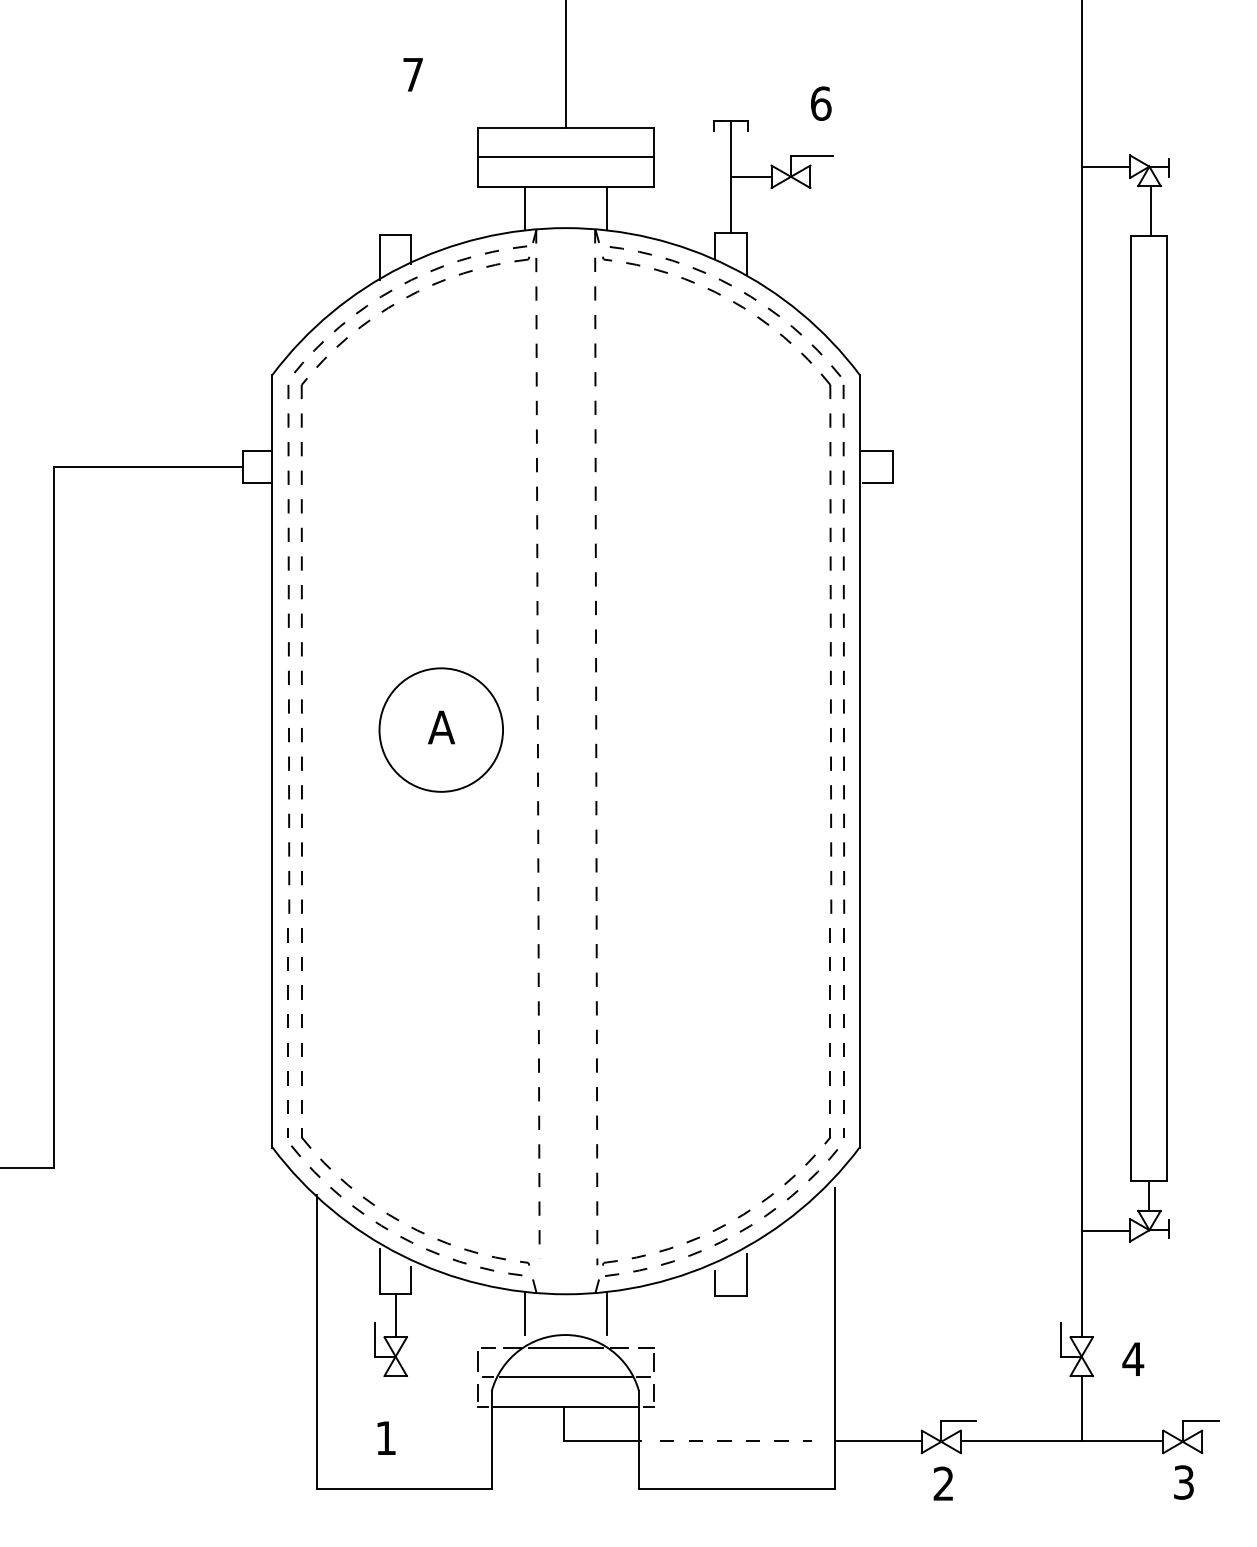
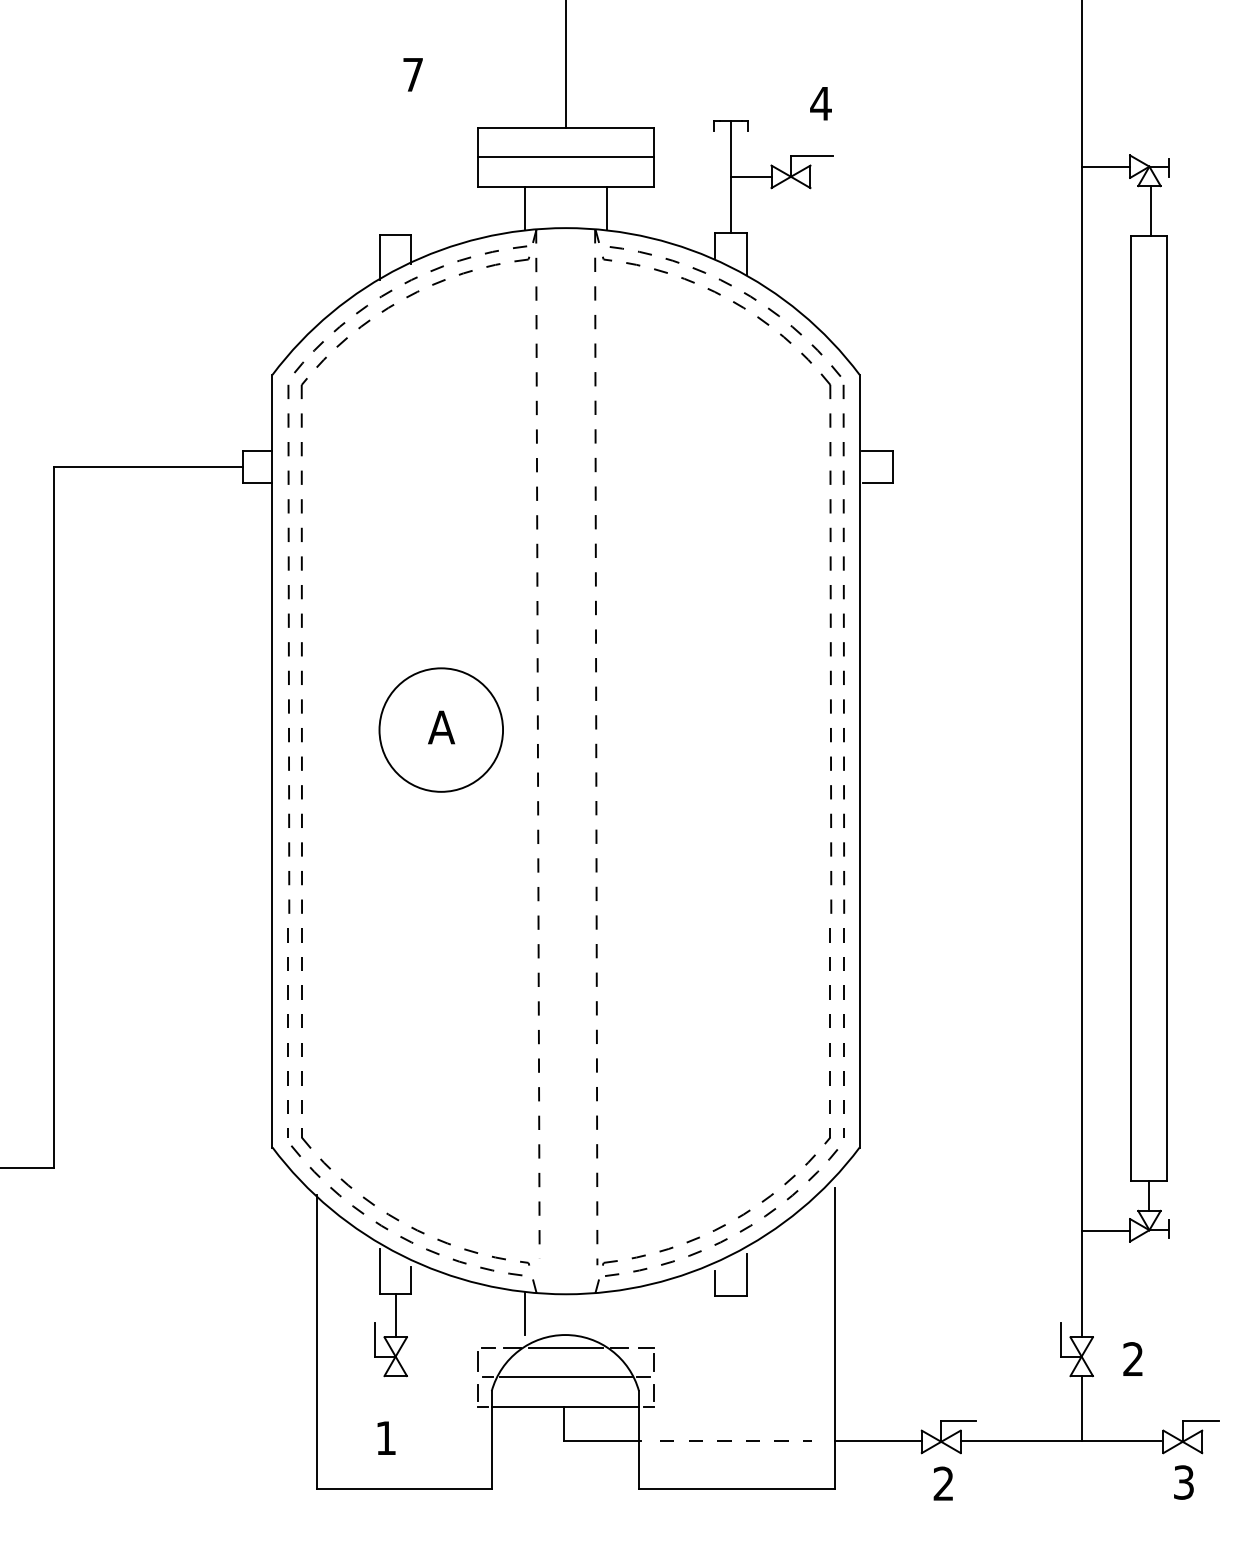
text: 6 -> 4 (820, 103)
line: present -> none (607, 1313)
text: 4 -> 2 (1133, 1358)
